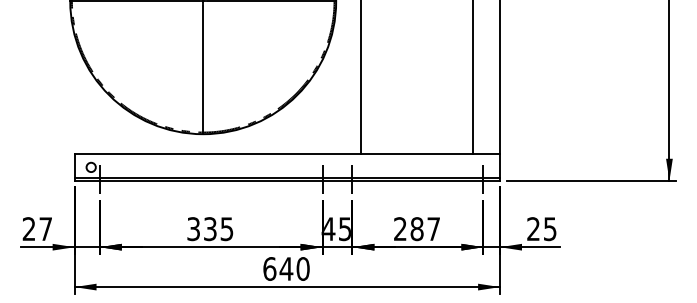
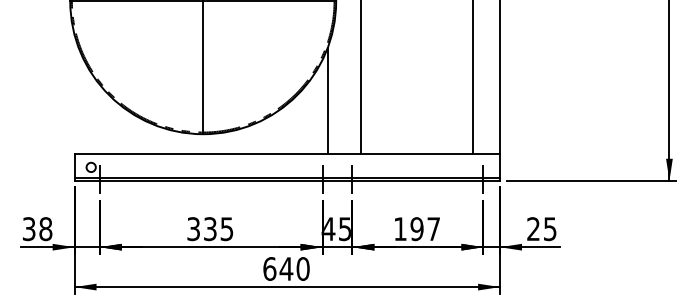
line: none -> present (327, 100)
text: 27 -> 38 (37, 229)
text: 287 -> 197 (408, 229)
